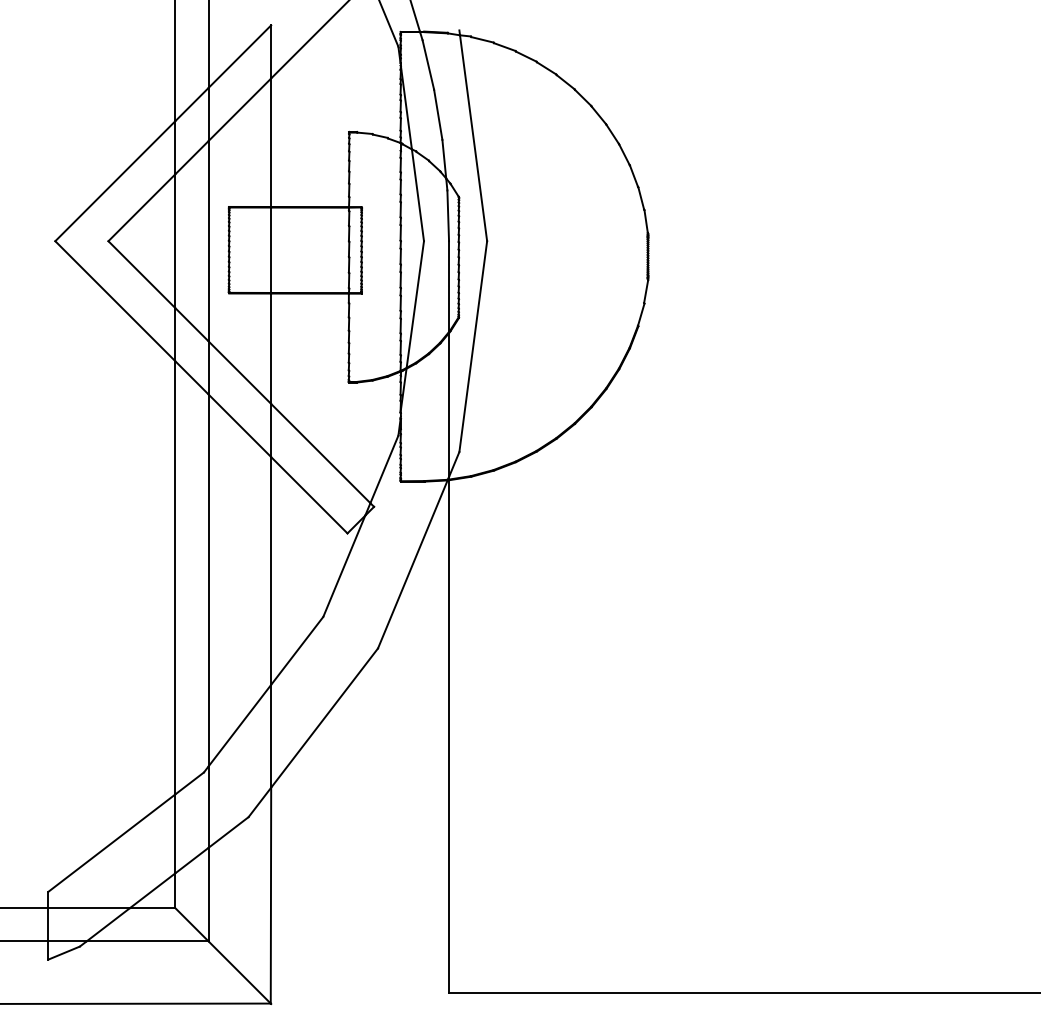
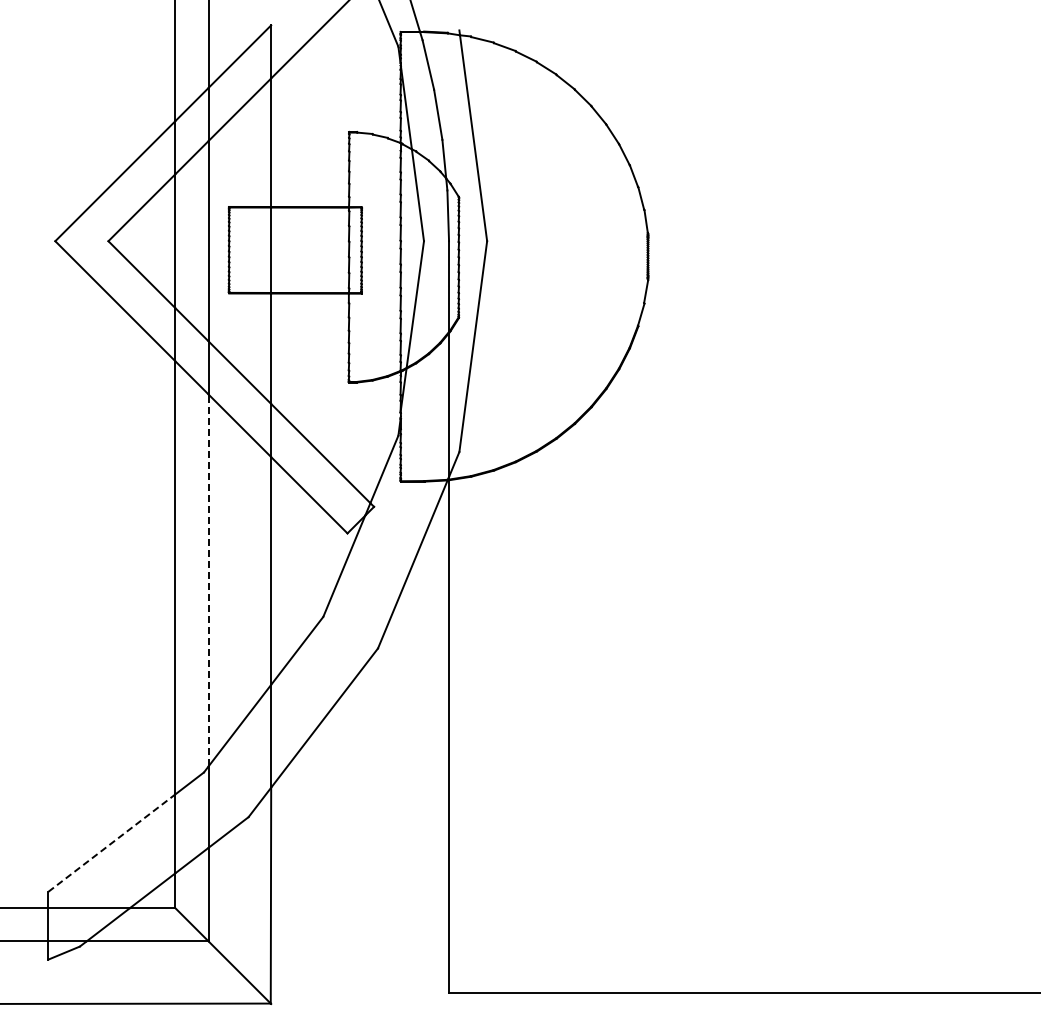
line: solid -> dashed (208, 580)
line: solid -> dashed (112, 842)
